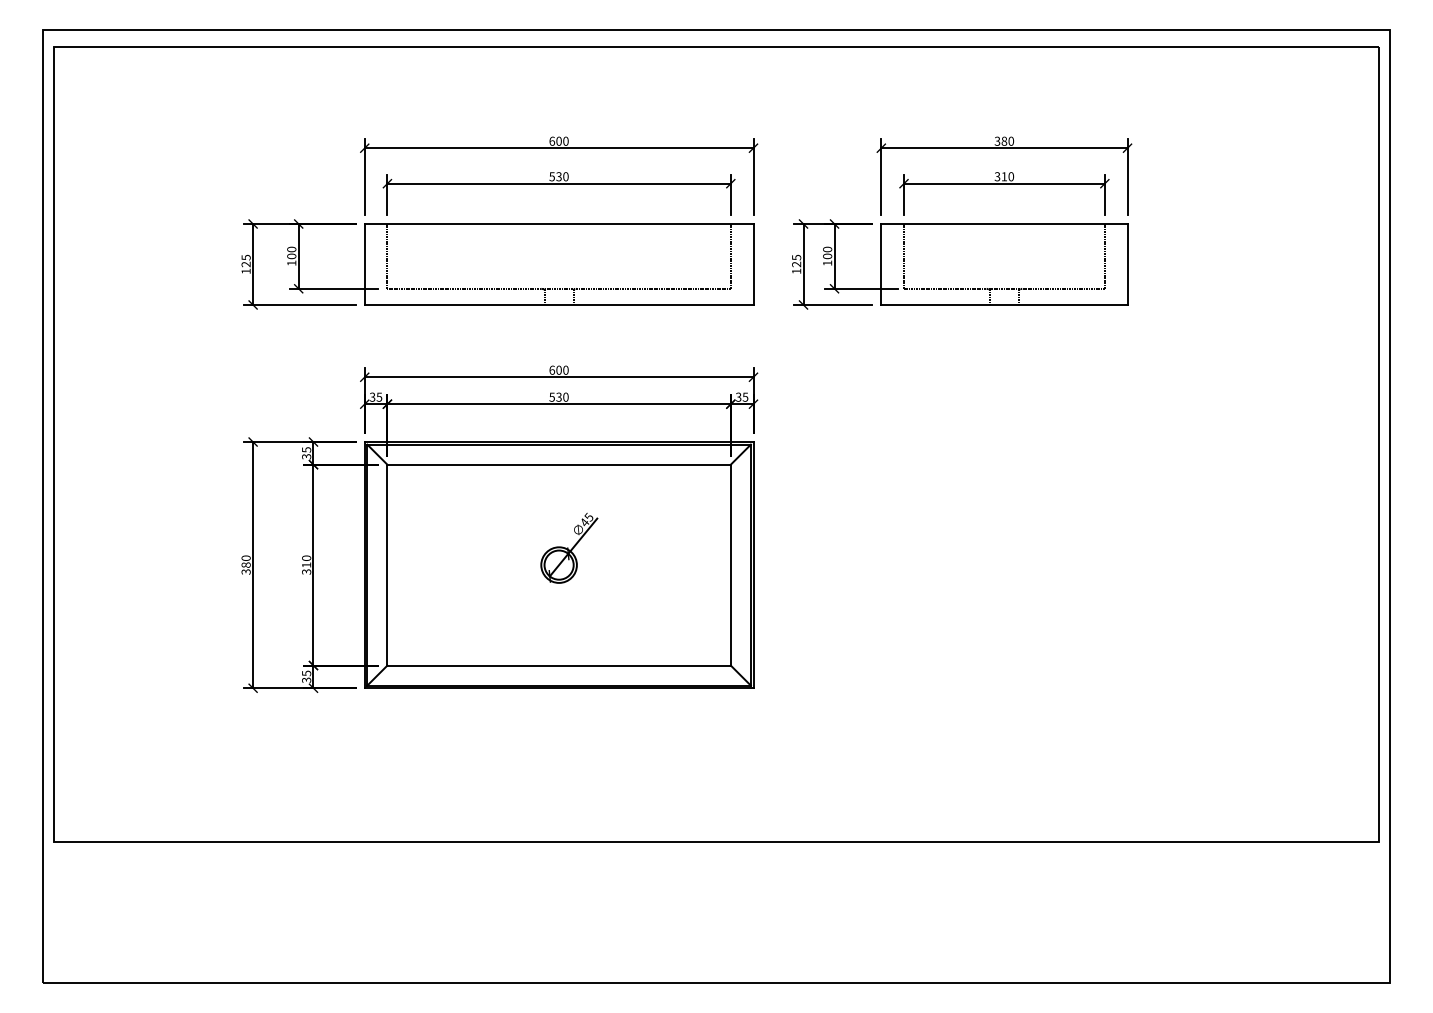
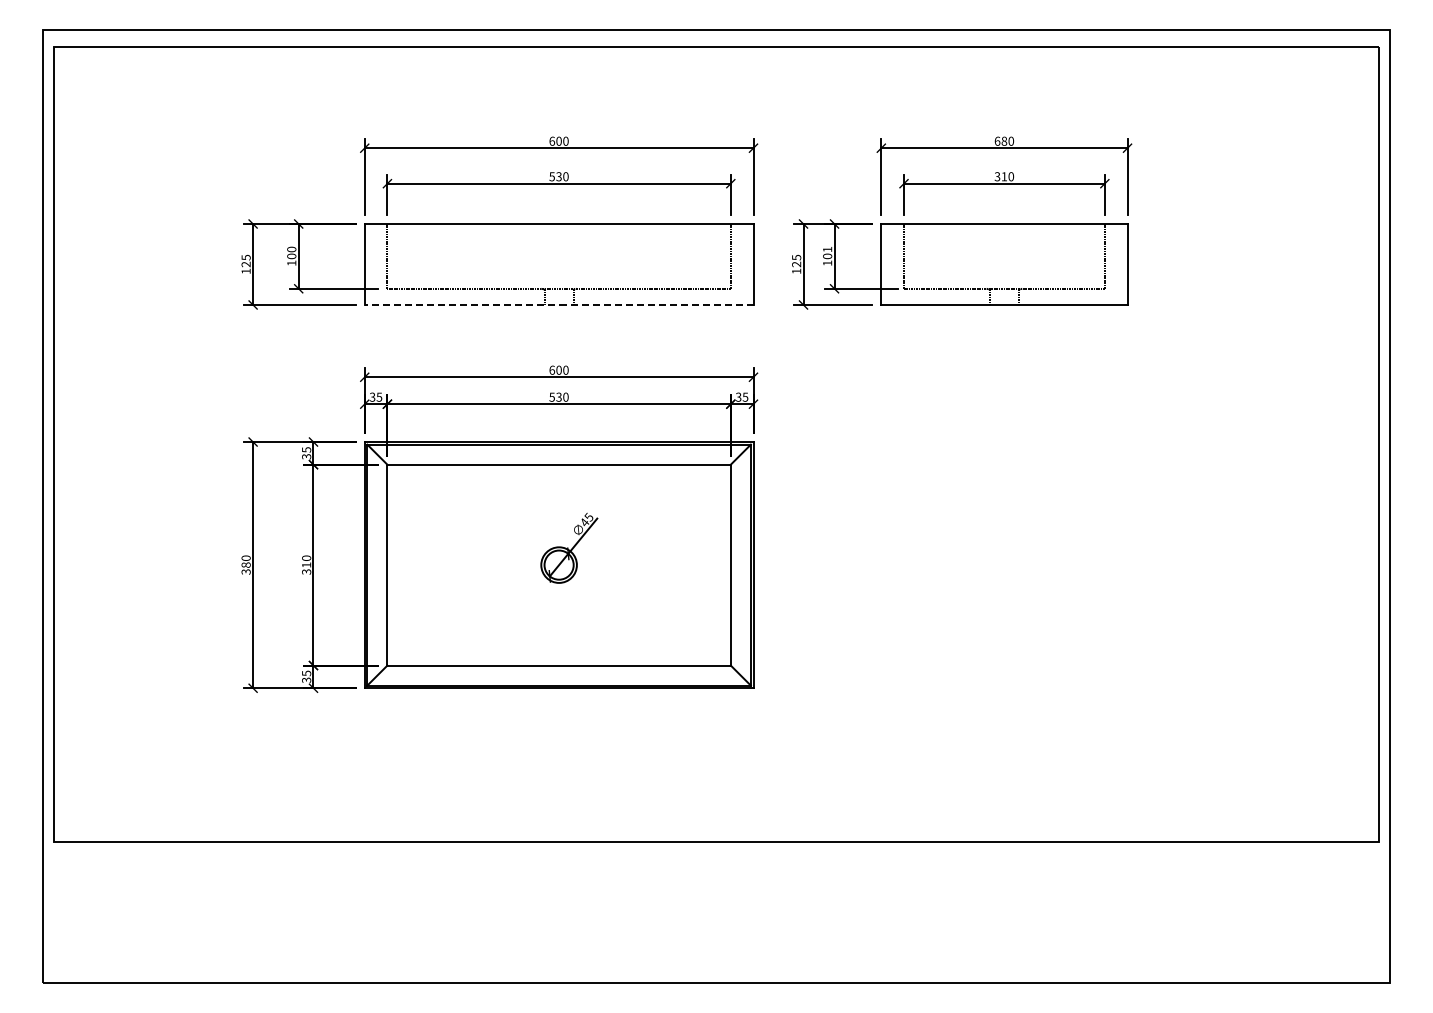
text: 380 -> 680 (997, 140)
text: 100 -> 101 (827, 249)
line: solid -> dashed (558, 304)
